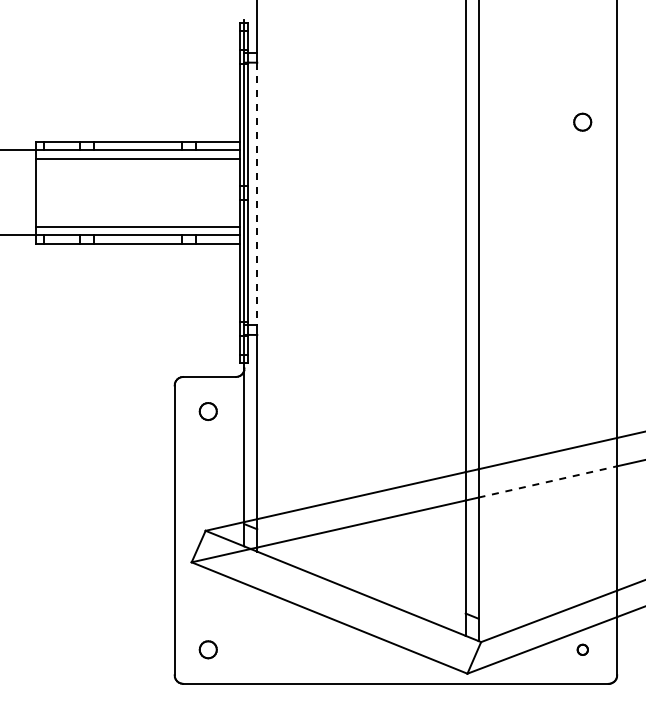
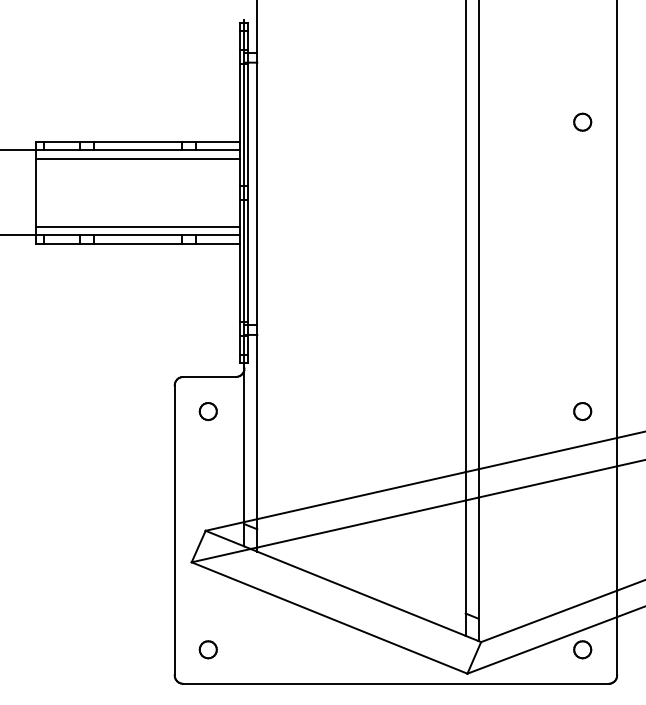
line: dashed -> solid (257, 194)
part: none -> present (582, 411)
line: dashed -> solid (548, 481)
part size: 13x13 px -> 20x20 px (582, 649)
